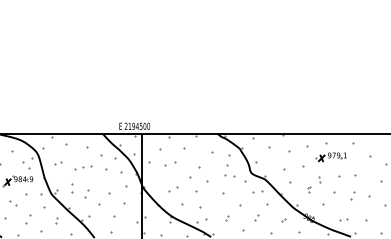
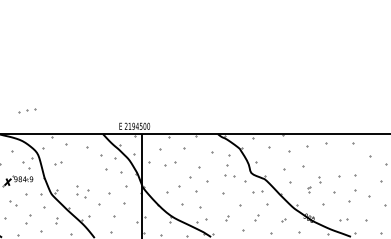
part: present -> none (330, 157)
part position: (83, 167) -> (27, 110) (27, 110)
part position: (72, 188) -> (77, 190) (77, 190)
part size: 11x7 px -> 15x9 px (173, 189)
part size: 6x10 px -> 9x14 px (352, 195)
